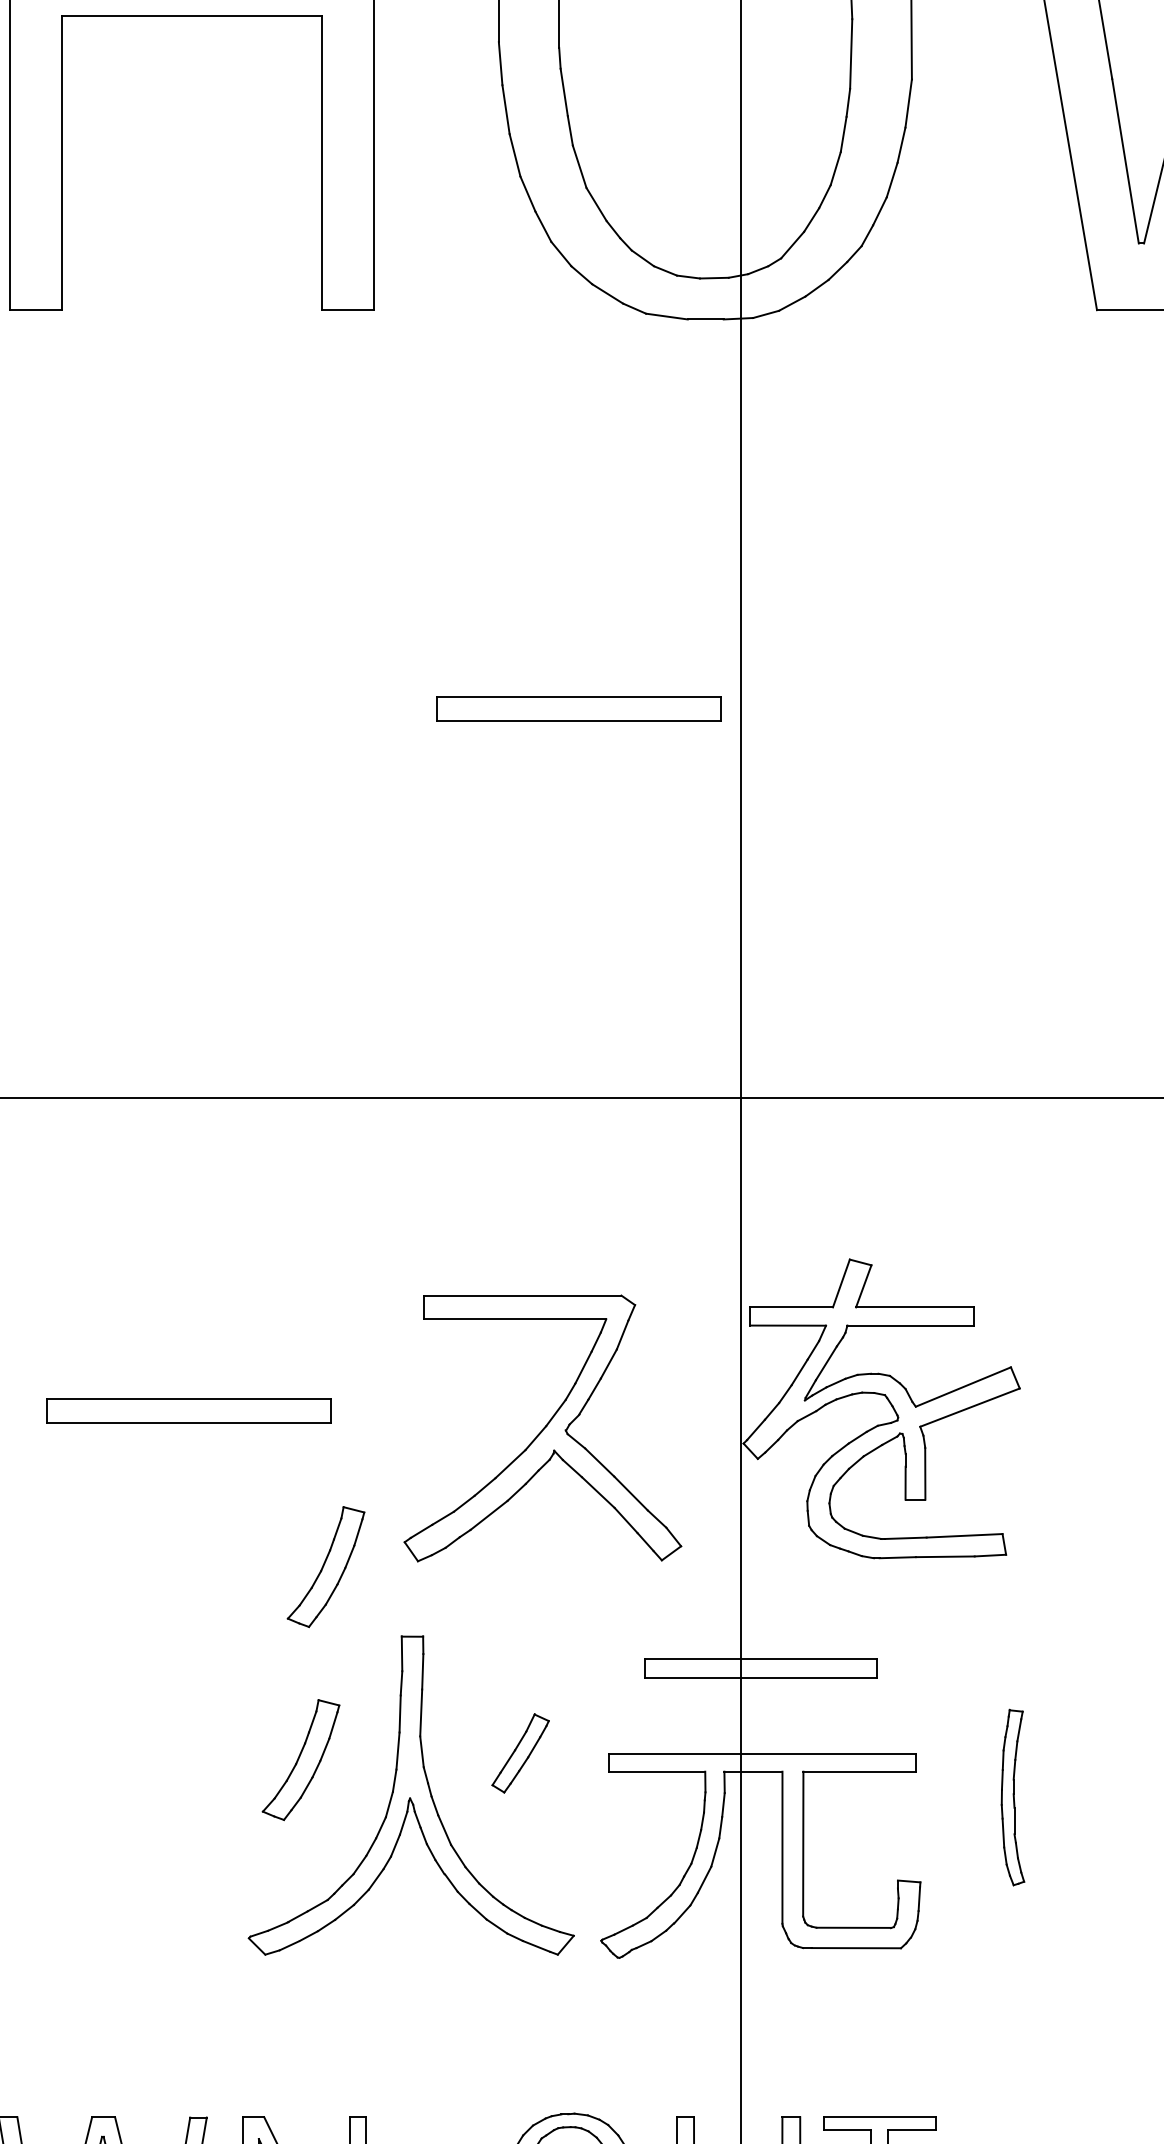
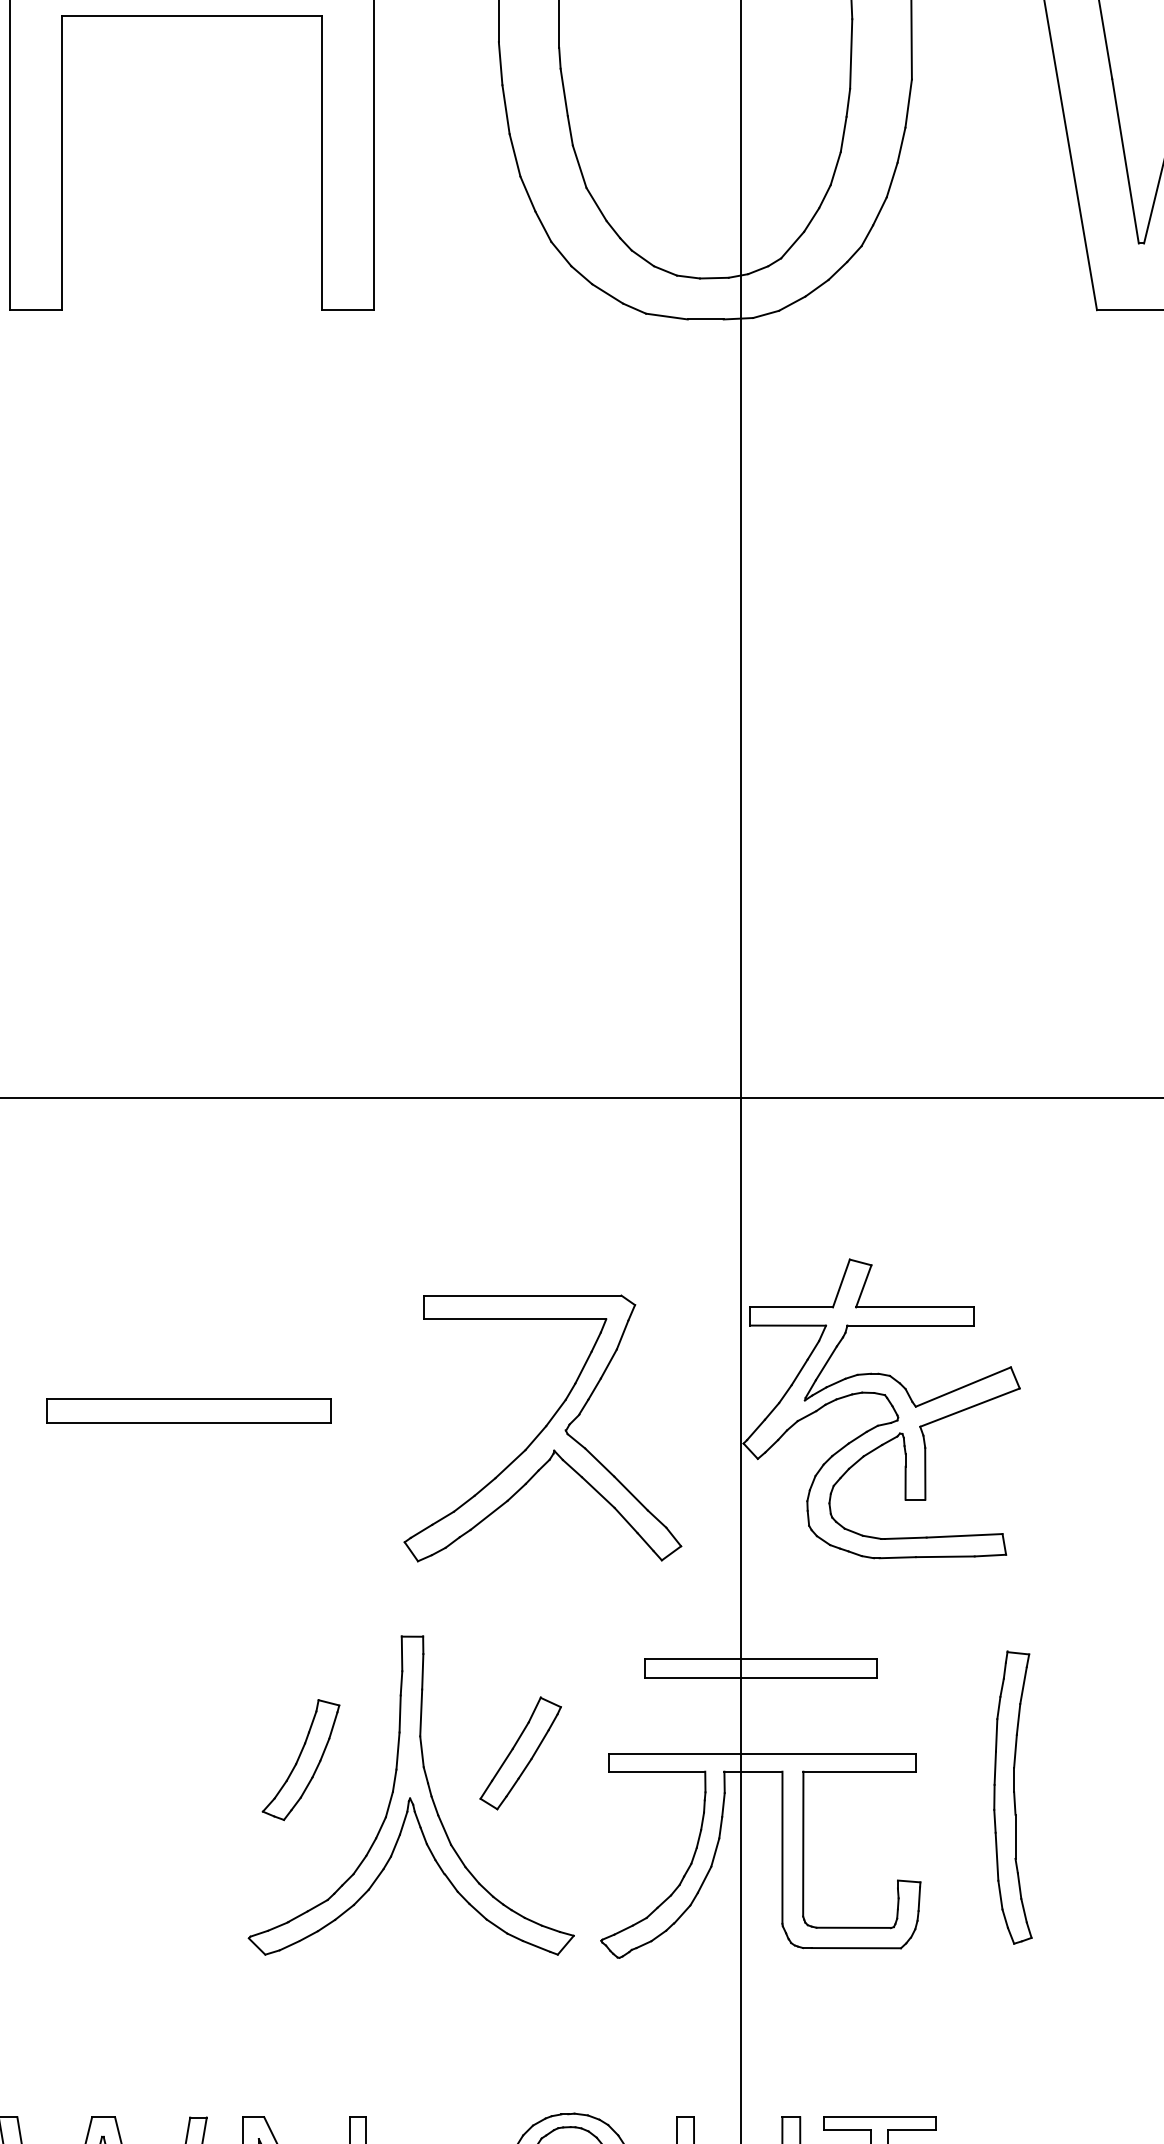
part: present -> none (578, 708)
part: present -> none (325, 1567)
part size: 59x81 px -> 83x115 px (520, 1753)
part size: 26x179 px -> 40x295 px (1012, 1797)
